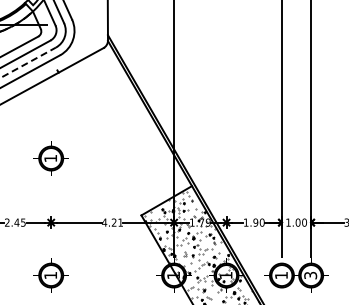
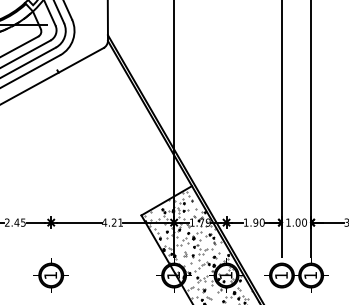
line: dashed -> solid (27, 62)
part: present -> none (50, 158)
text: 3 -> 1 (310, 275)
